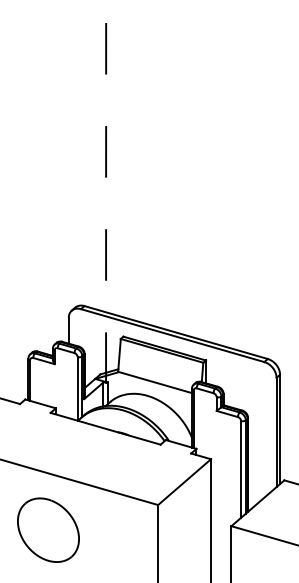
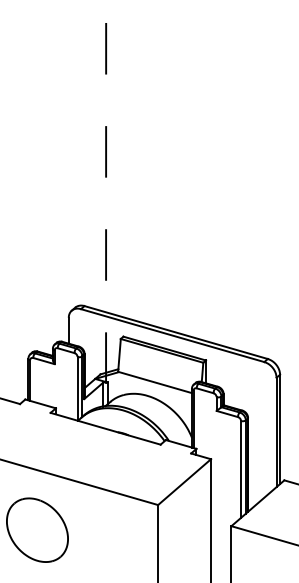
part position: (48, 529) -> (37, 529) (37, 529)
